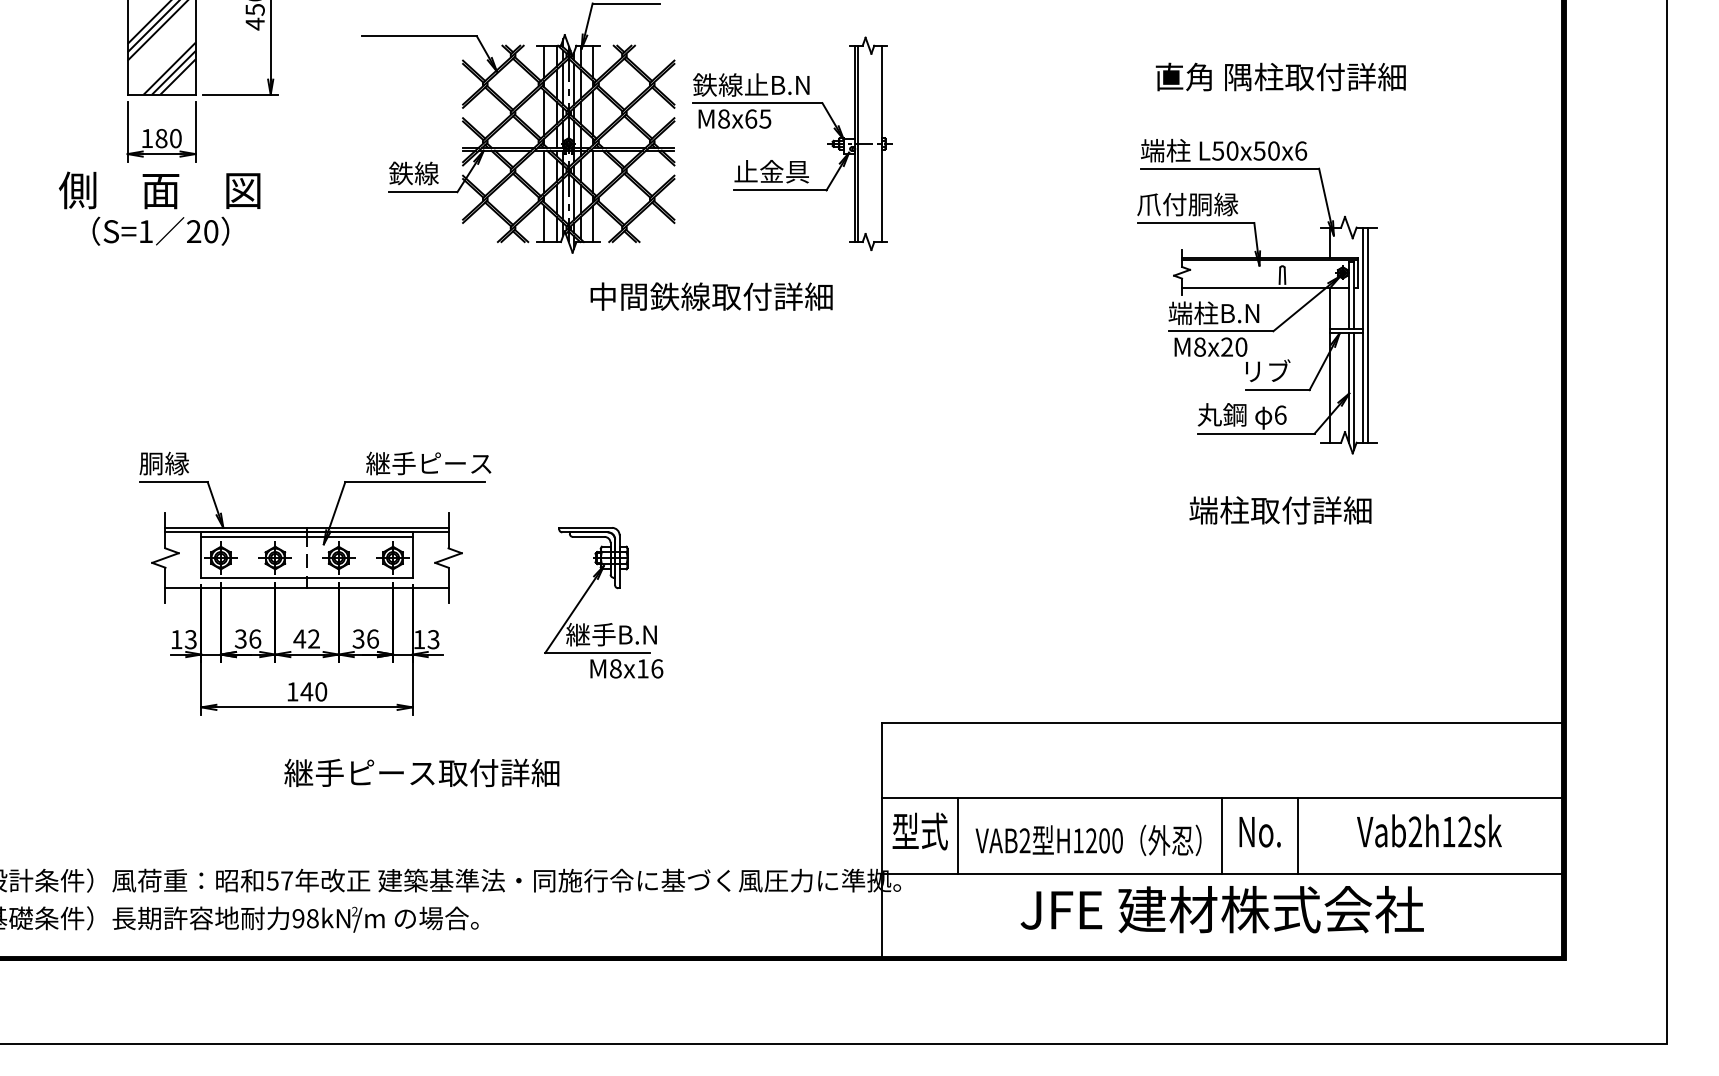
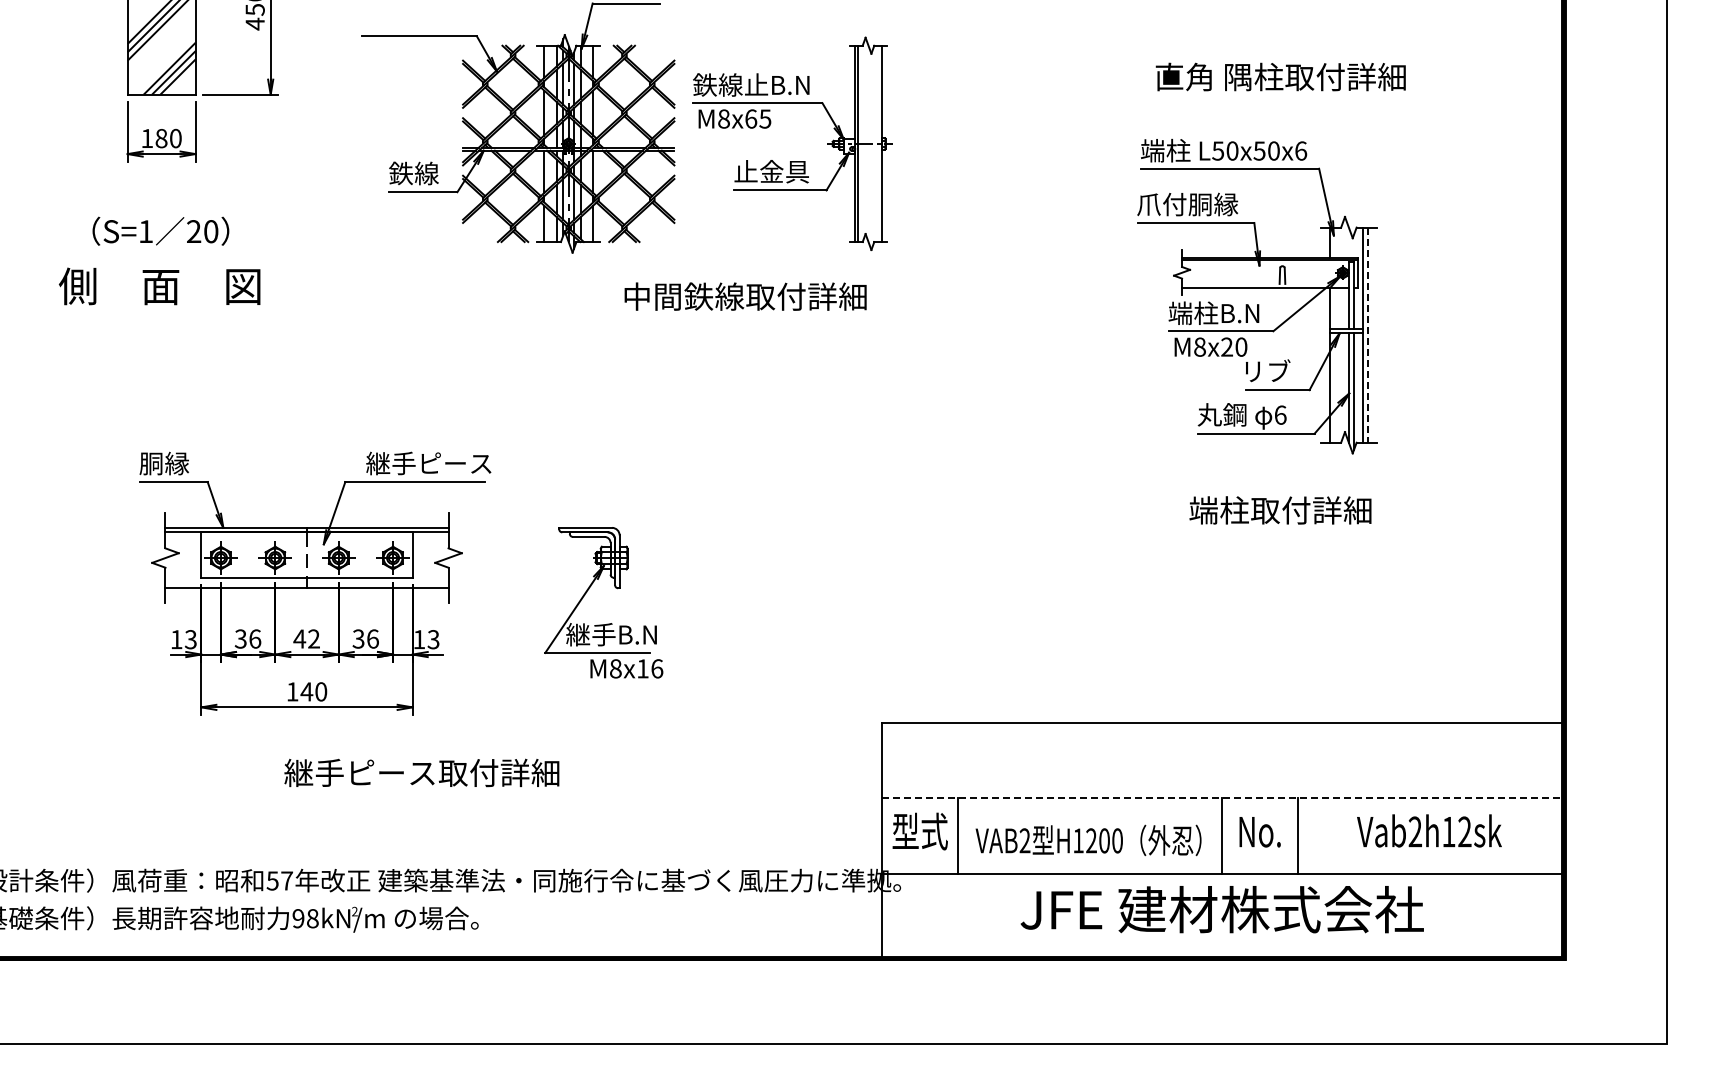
text position: (159, 190) -> (159, 286) (159, 286)
text position: (711, 296) -> (745, 296) (745, 296)
line: solid -> dashed (1367, 335)
line: present -> none (306, 536)
line: solid -> dashed (1222, 798)
